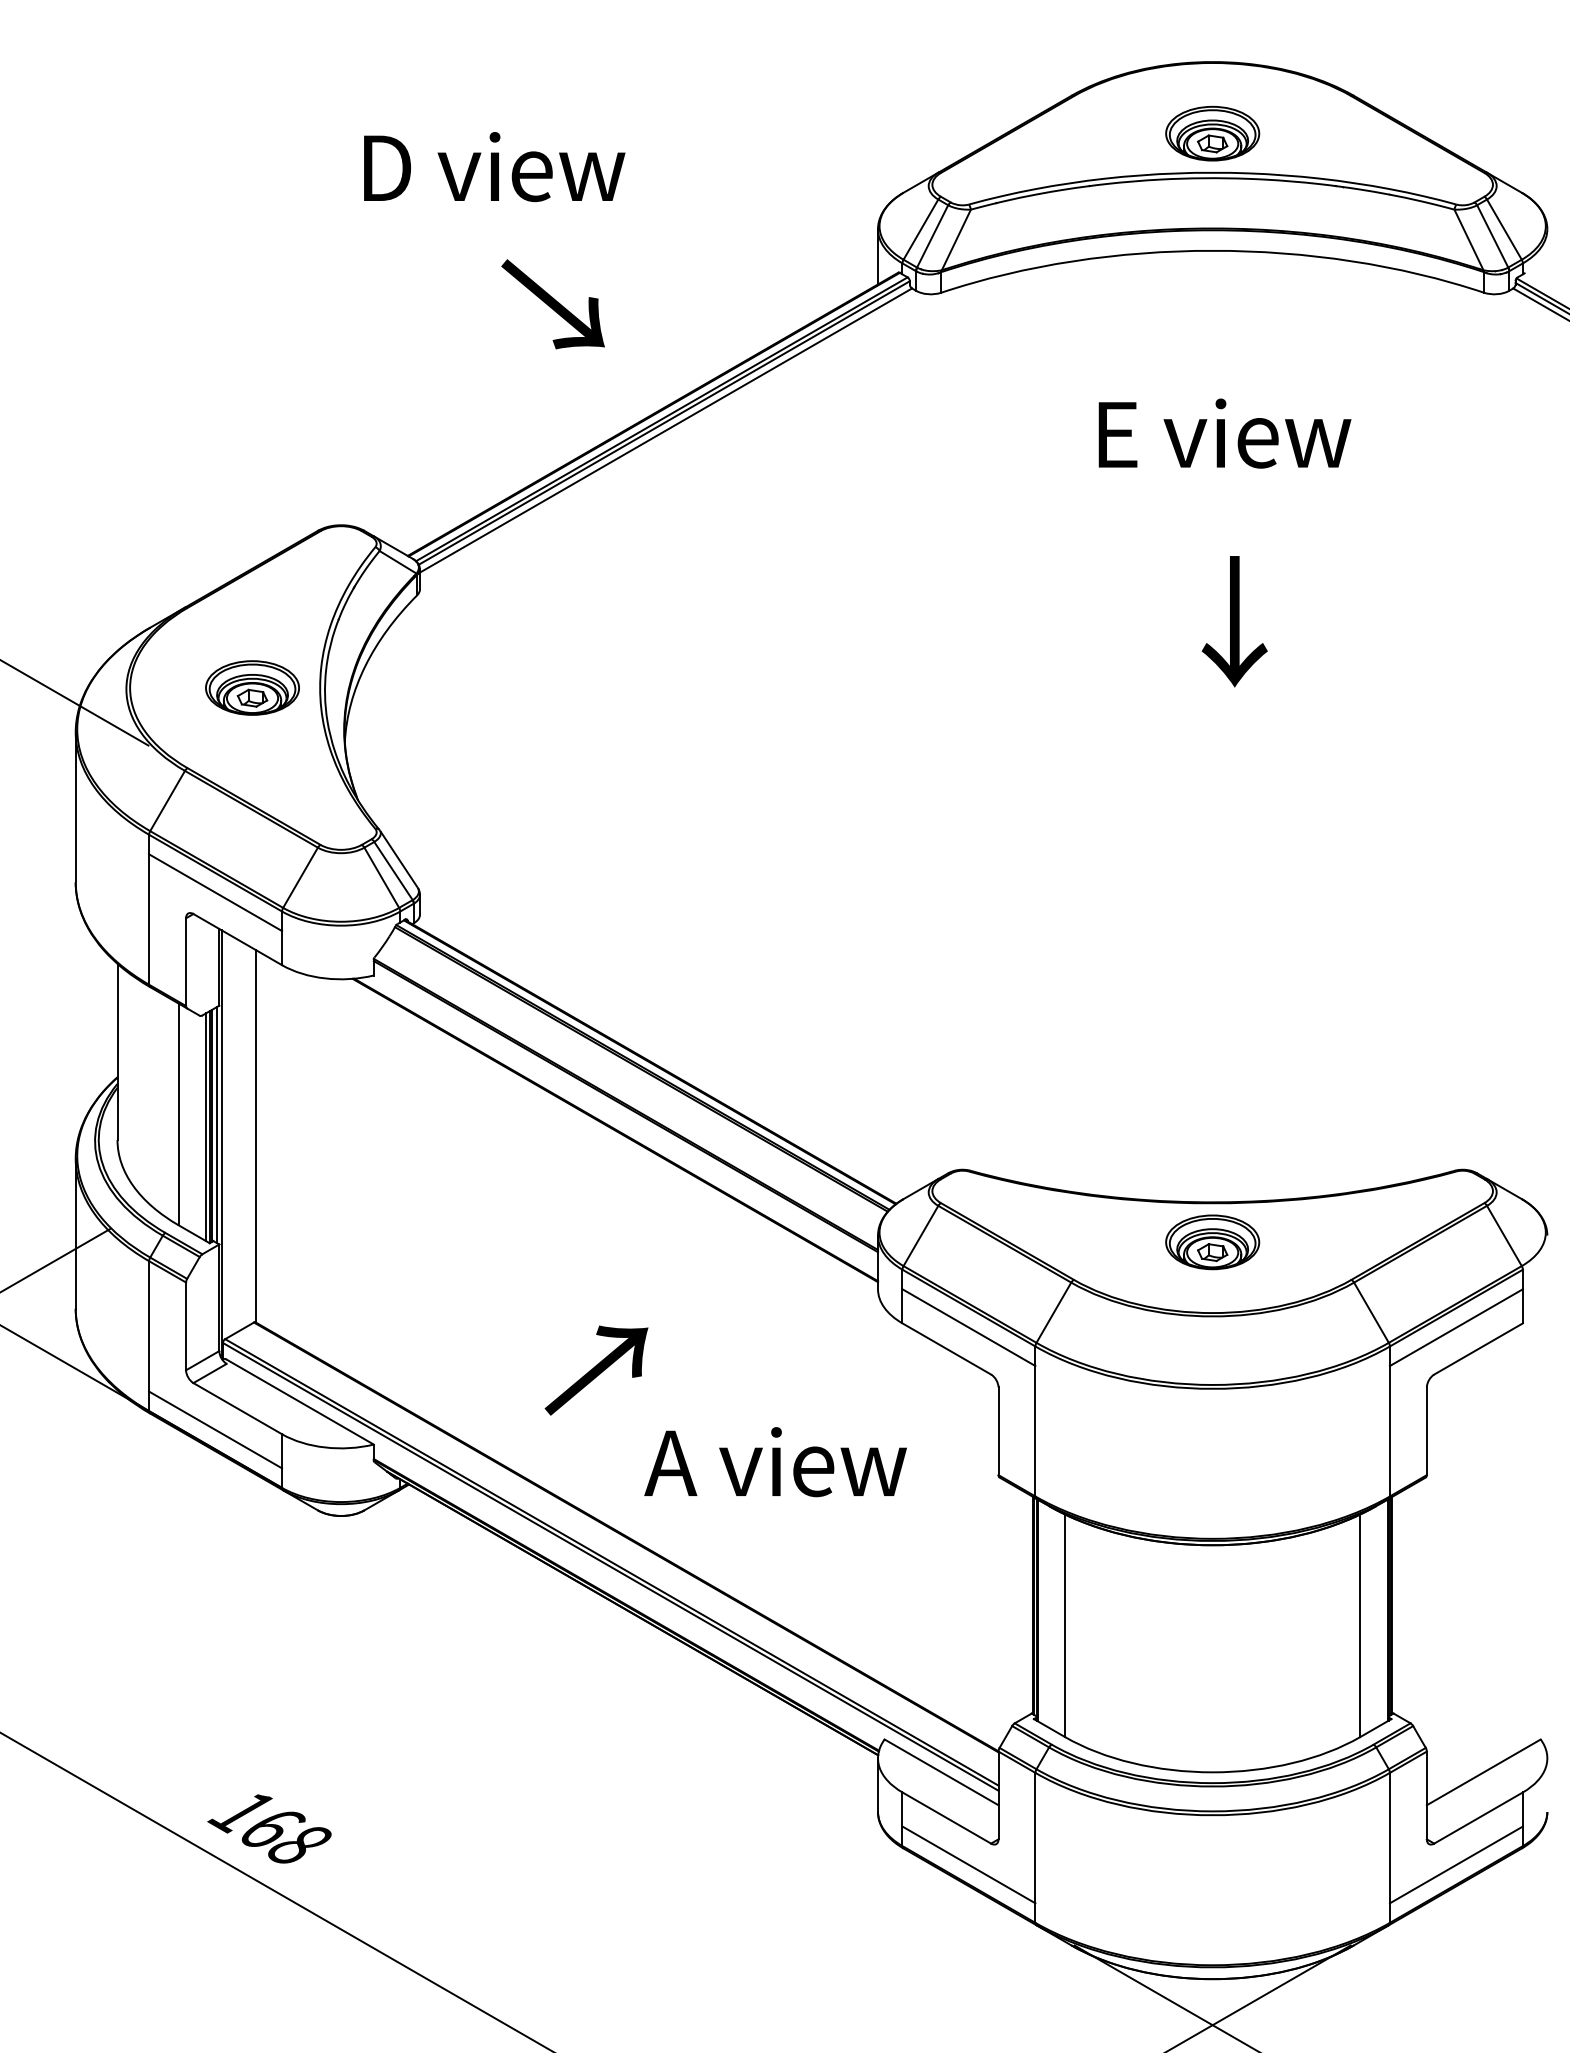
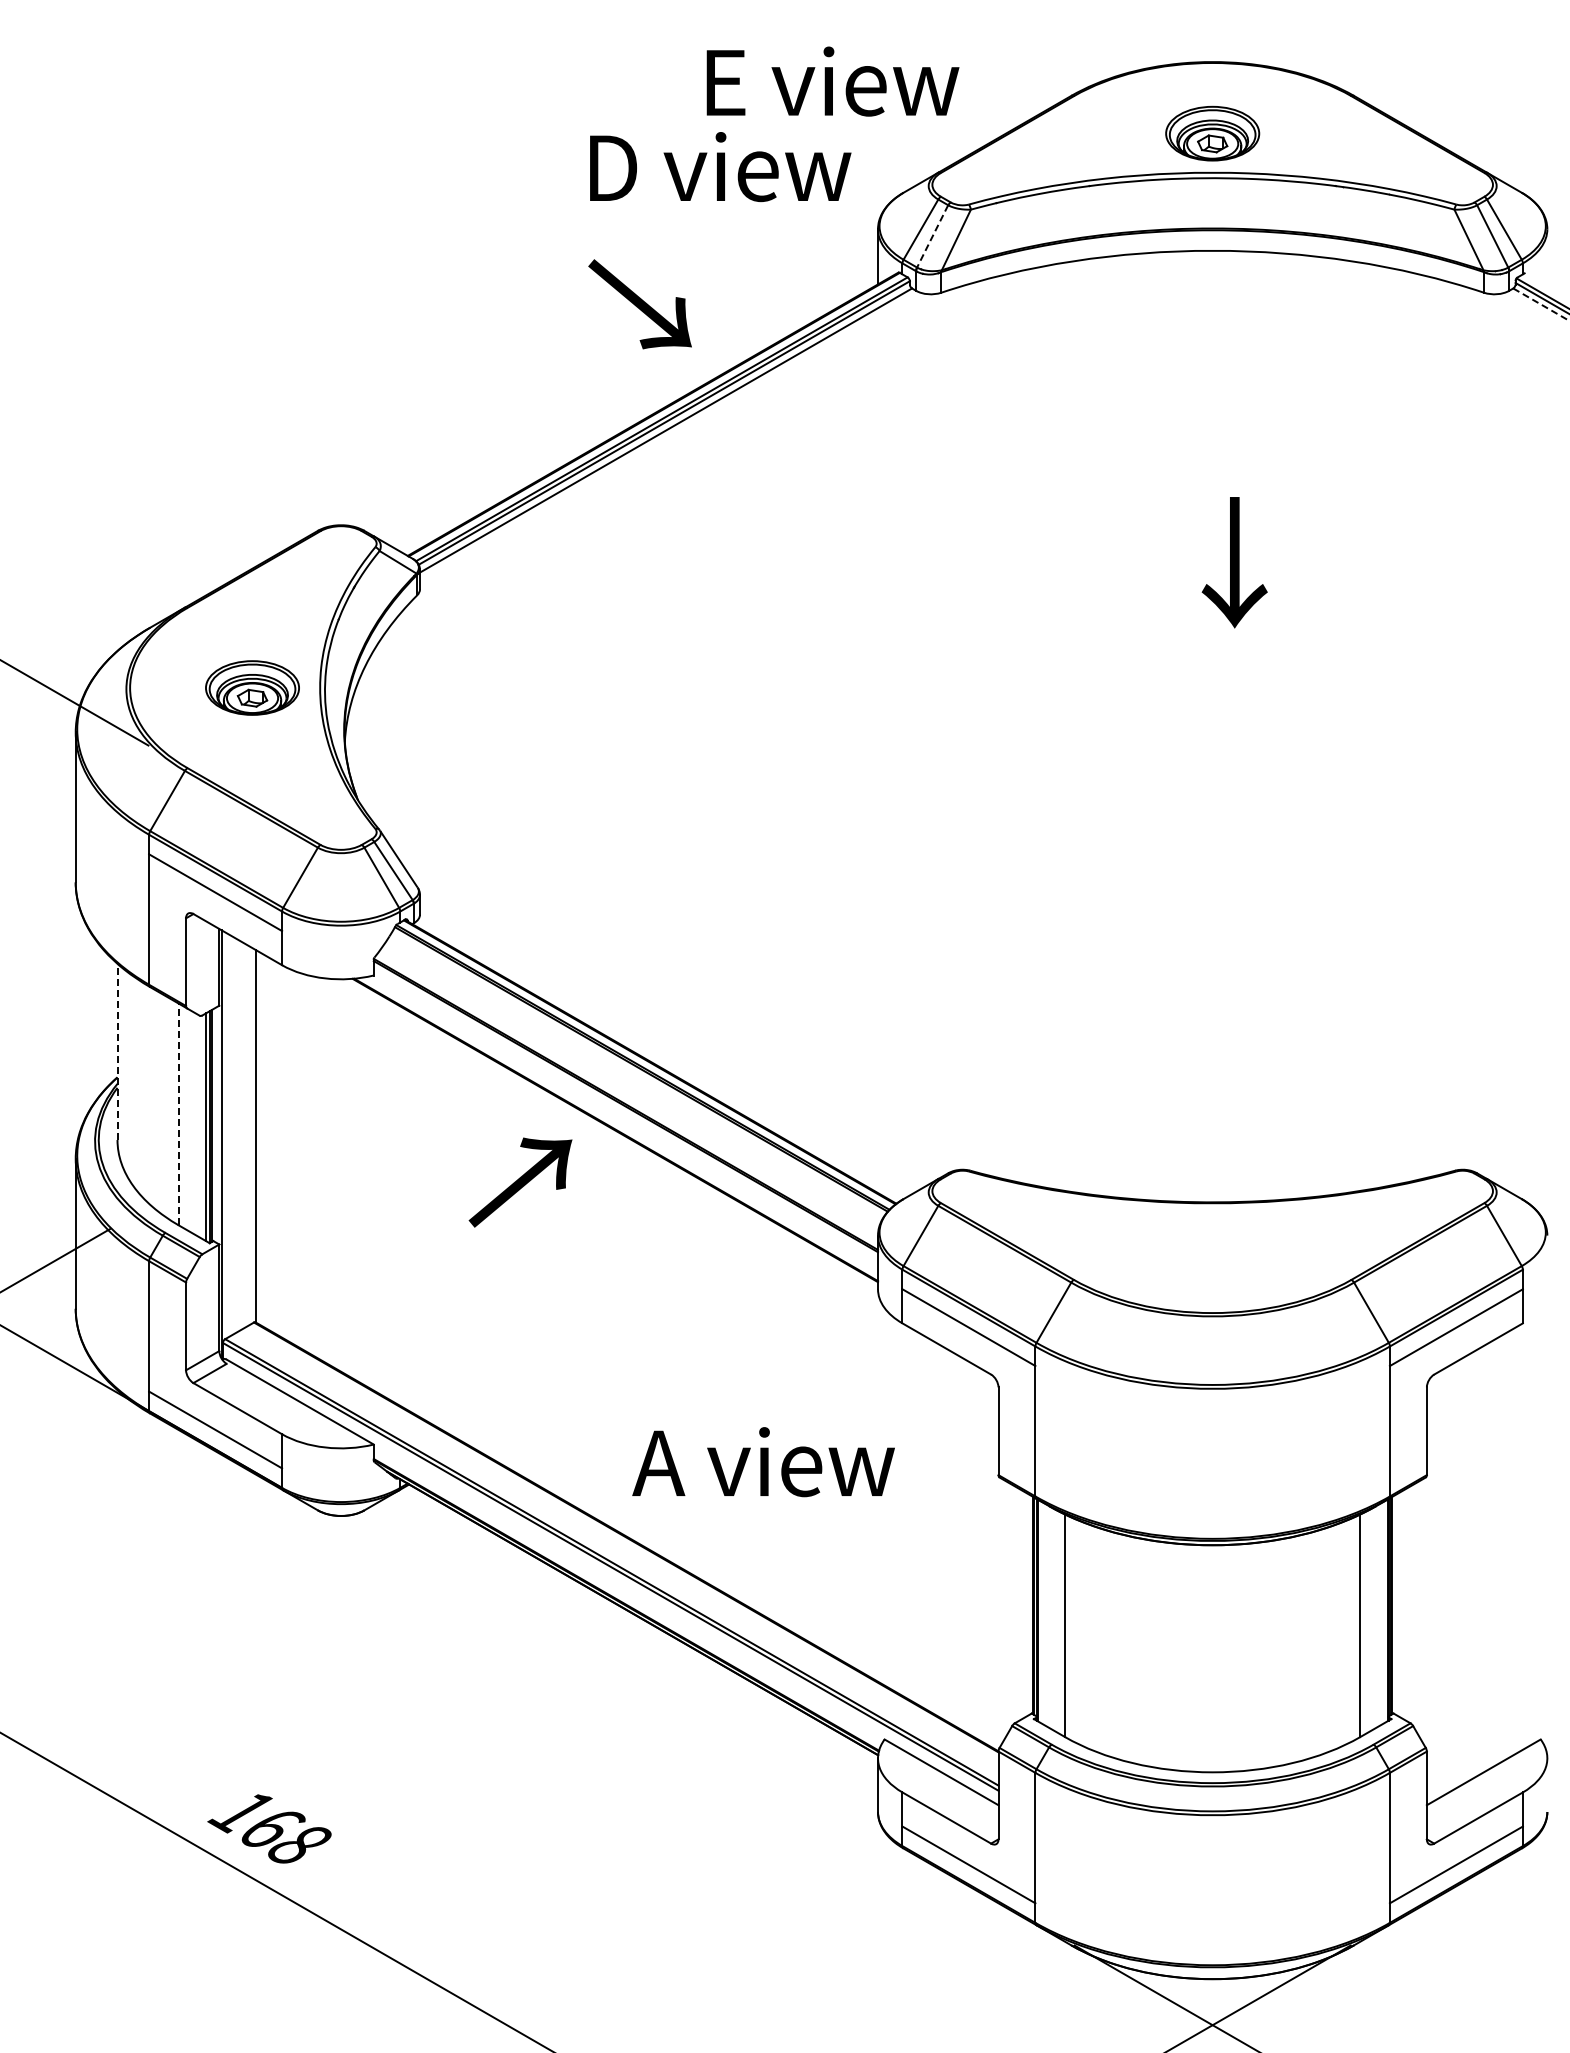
text position: (494, 167) -> (720, 167) (720, 167)
line: solid -> dashed (932, 236)
text position: (552, 304) -> (639, 304) (639, 304)
line: solid -> dashed (1541, 304)
text position: (1224, 433) -> (832, 81) (832, 81)
text position: (1234, 621) -> (1234, 562) (1234, 562)
line: solid -> dashed (117, 1051)
line: solid -> dashed (178, 1114)
line: present -> none (217, 1124)
part: present -> none (1212, 1242)
text position: (596, 1370) -> (520, 1182) (520, 1182)
text position: (775, 1462) -> (763, 1462) (763, 1462)
